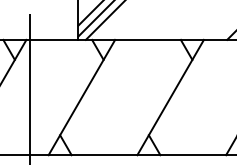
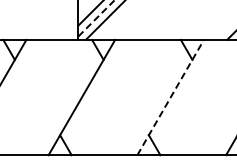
line: solid -> dashed (96, 18)
line: present -> none (30, 81)
line: solid -> dashed (170, 97)
